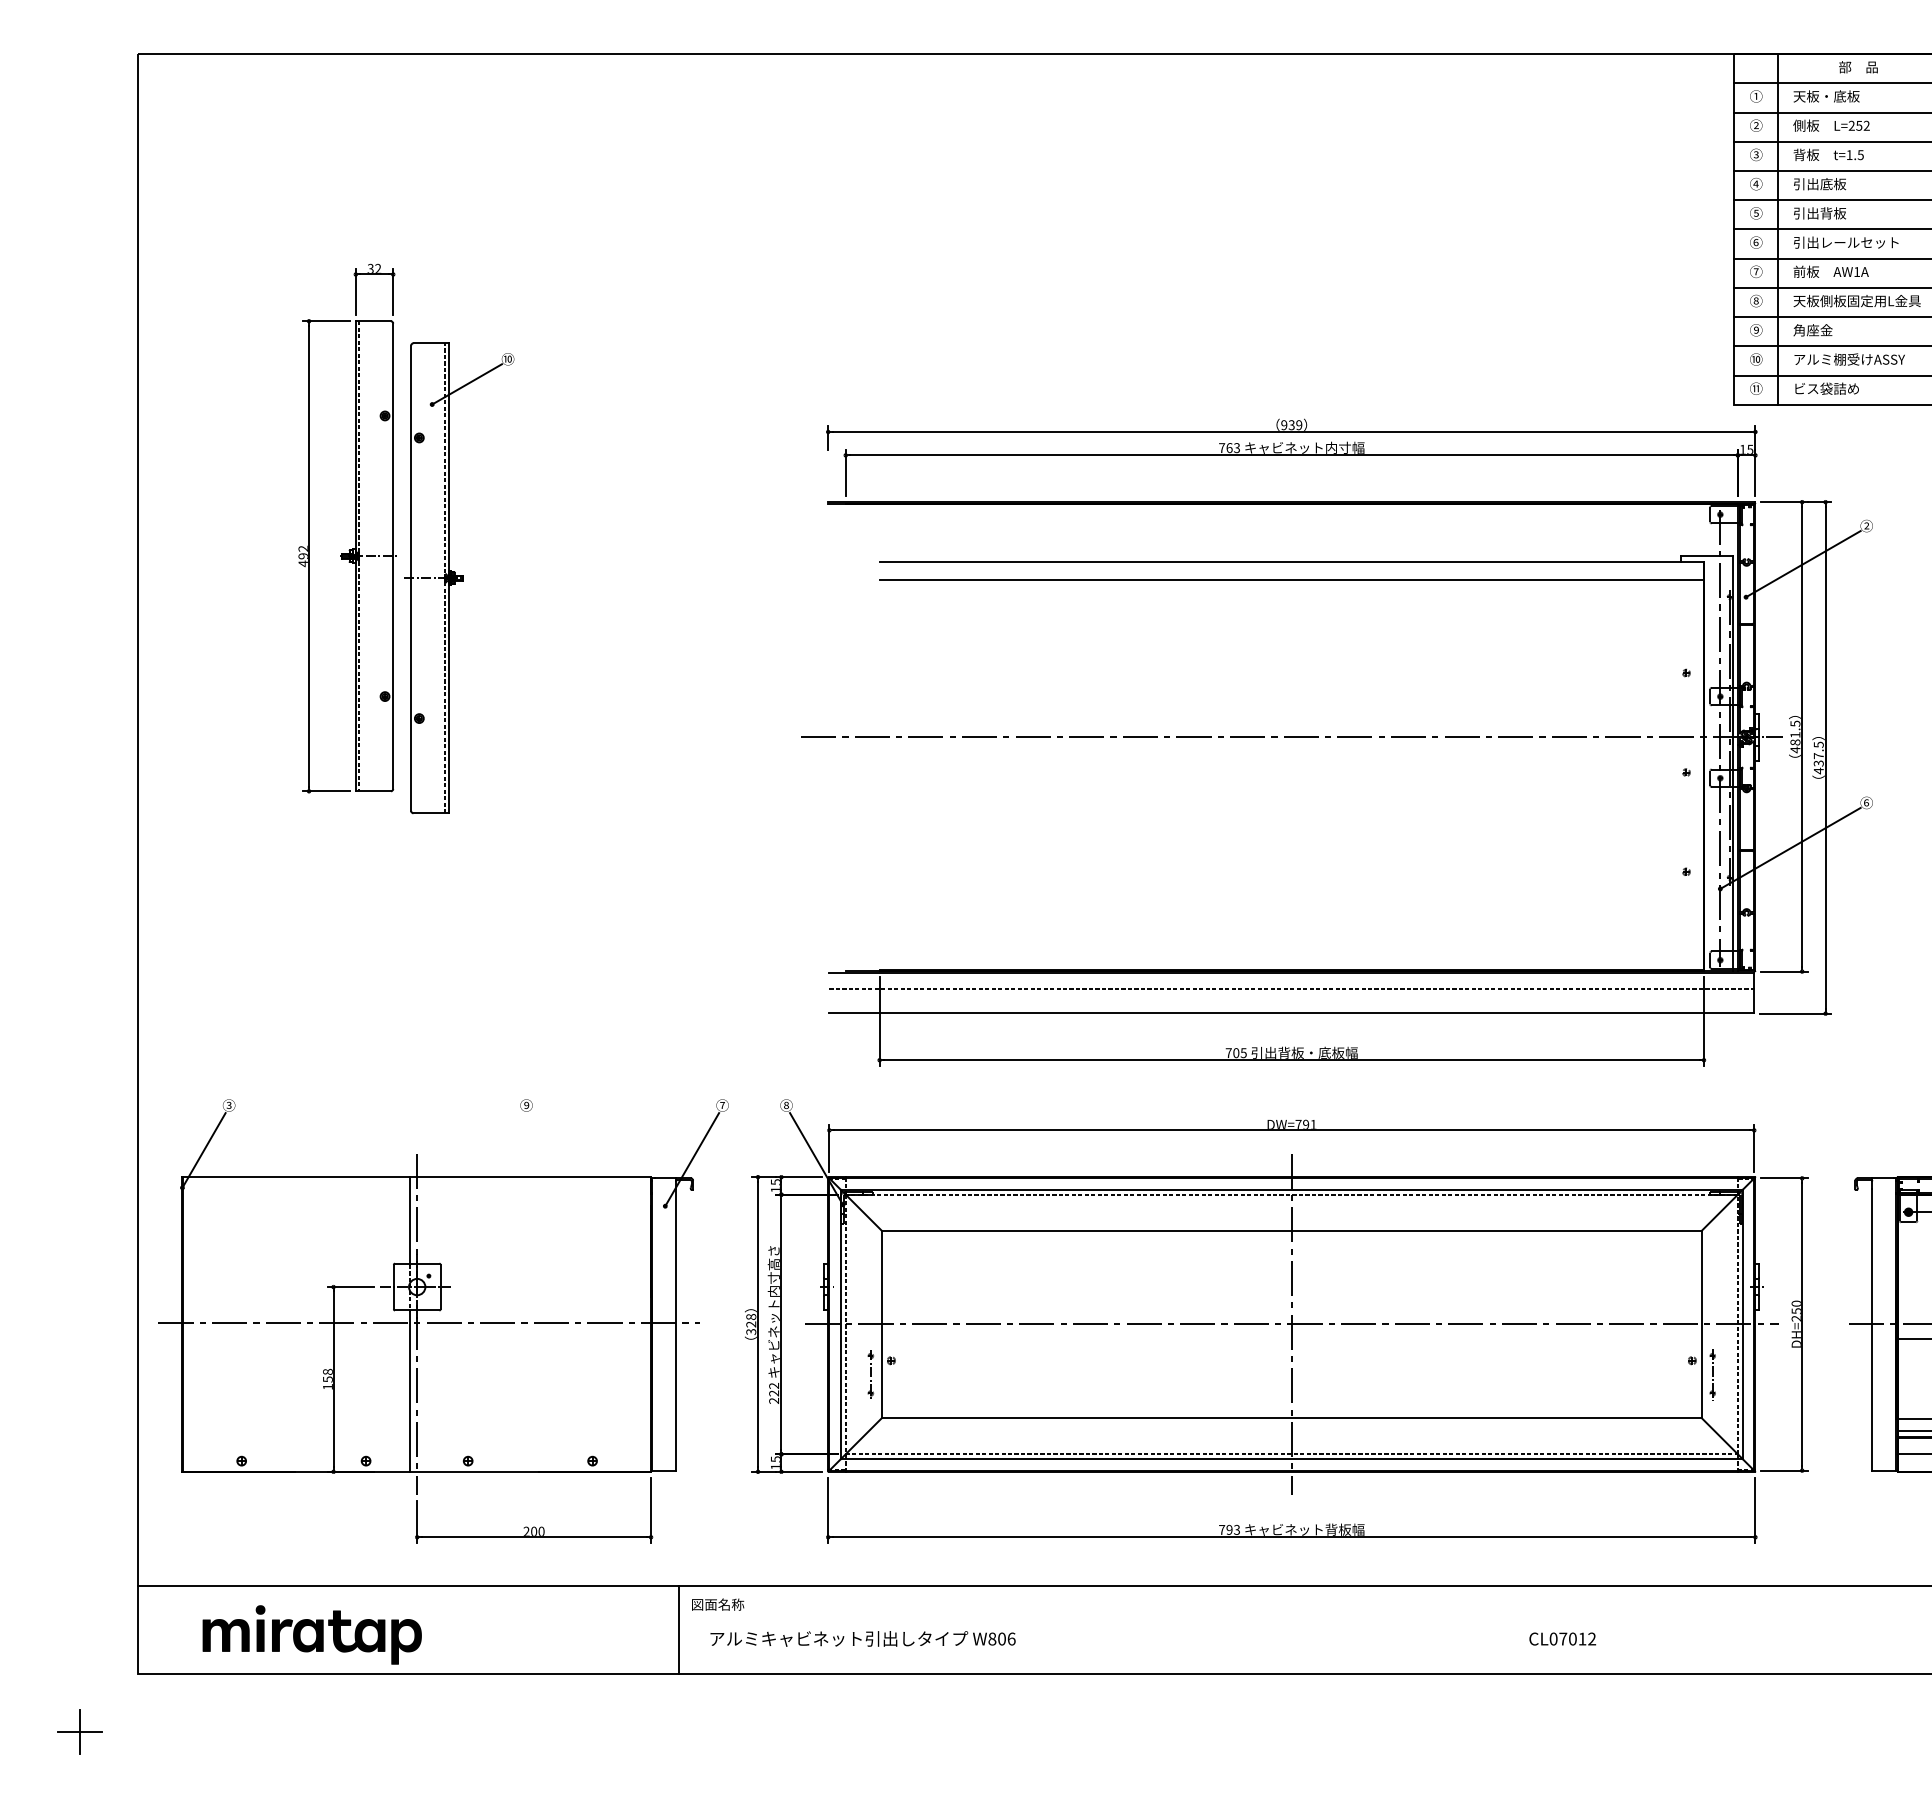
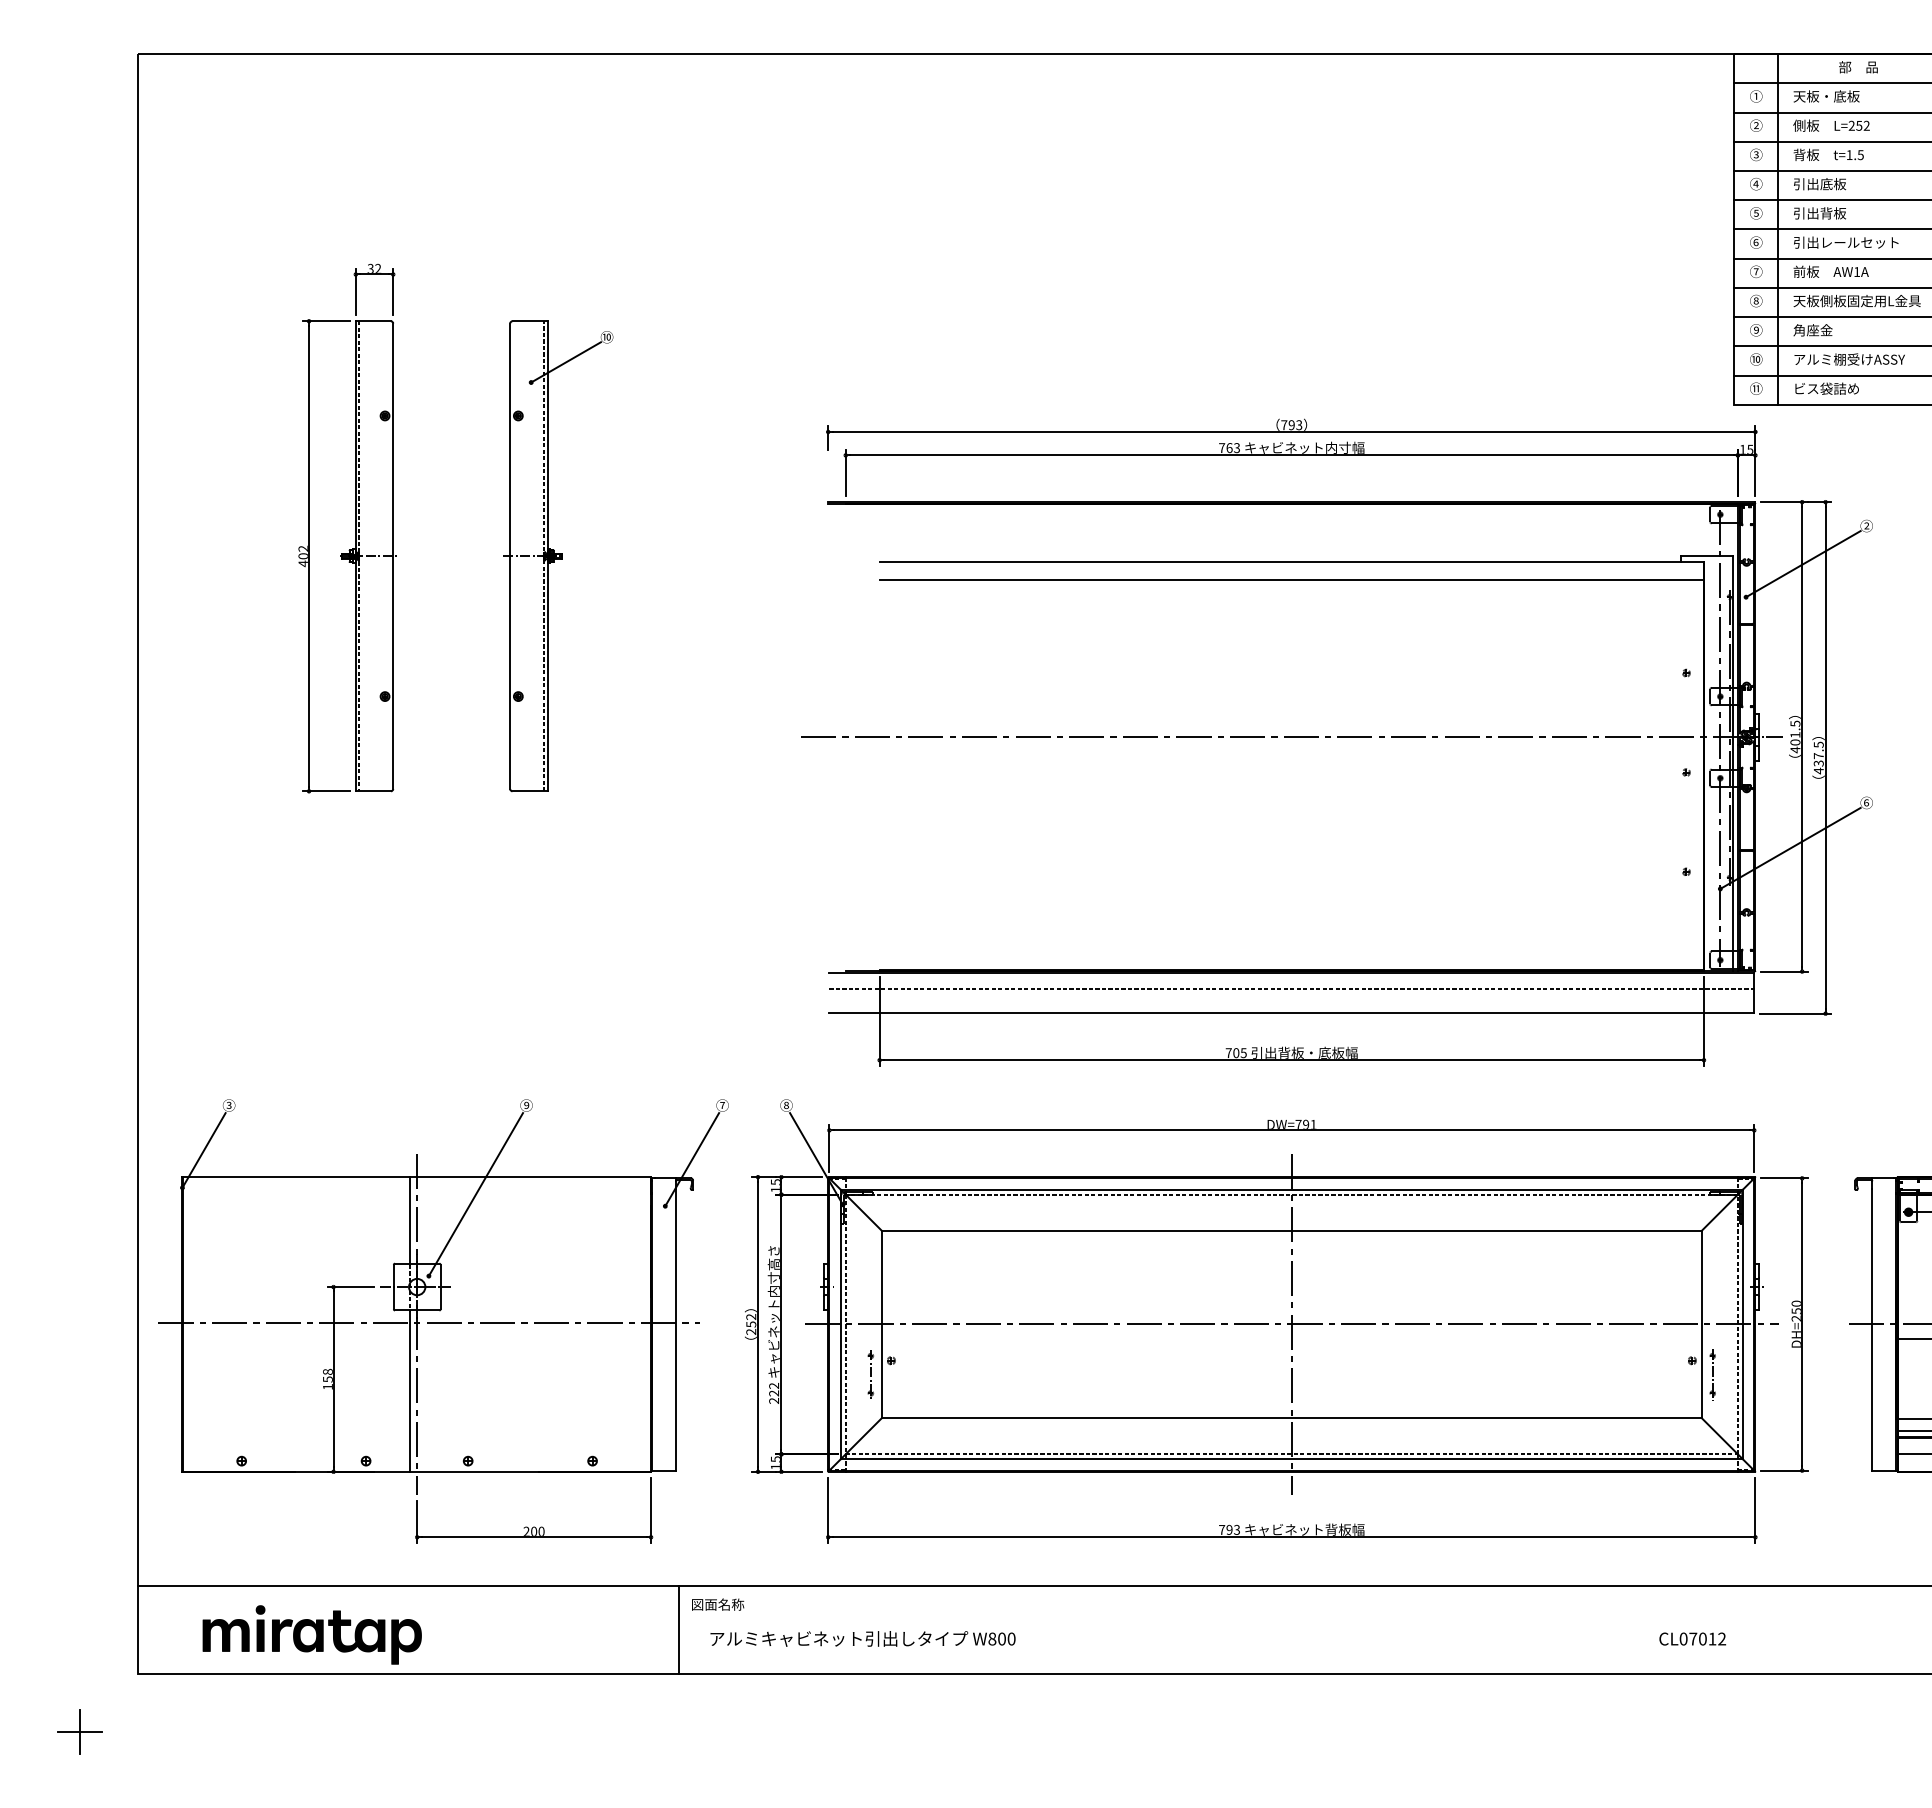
text: 939 -> 793 (1291, 425)
text: 492 -> 402 (302, 556)
part position: (459, 578) -> (558, 556) (558, 556)
text: 481.5 -> 401.5 (1795, 742)
line: none -> present (475, 1194)
text: 328 -> 252 (751, 1324)
text: W806 -> W800 (1011, 1638)
text position: (1562, 1638) -> (1692, 1638) (1692, 1638)
